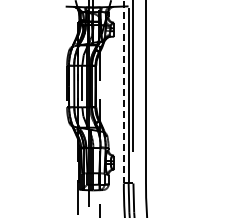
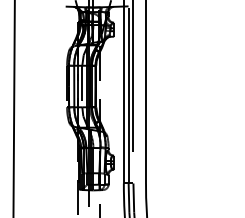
line: dashed -> solid (123, 91)
line: none -> present (13, 108)
